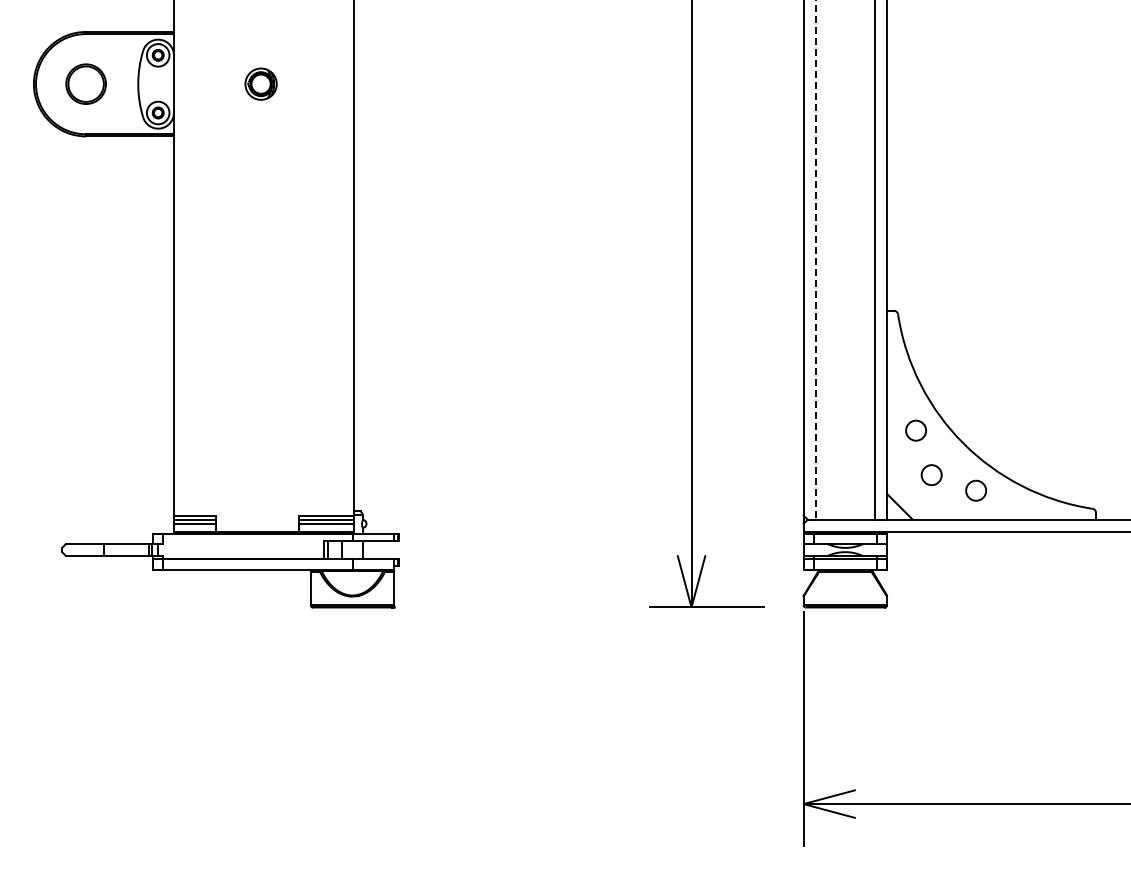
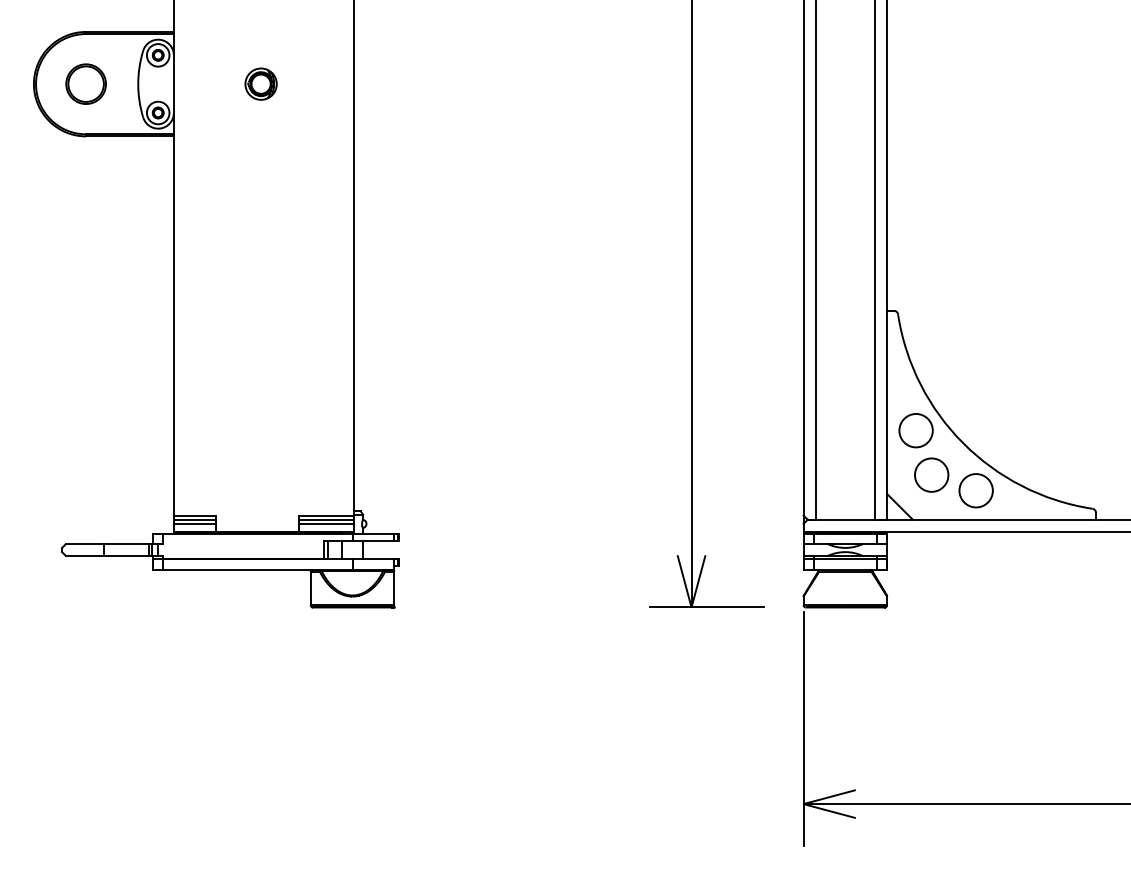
line: dashed -> solid (816, 260)
circle diameter: 20 px -> 33 px (915, 430)
circle diameter: 20 px -> 33 px (931, 474)
circle diameter: 20 px -> 33 px (975, 490)
